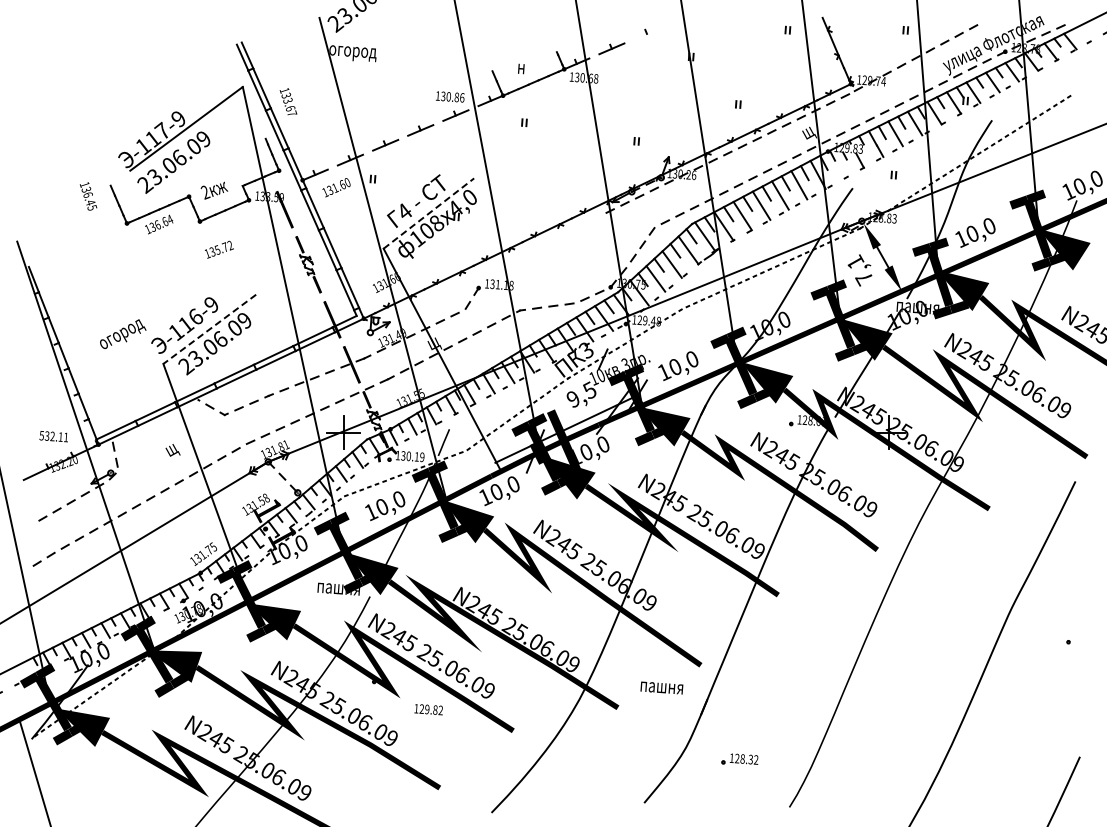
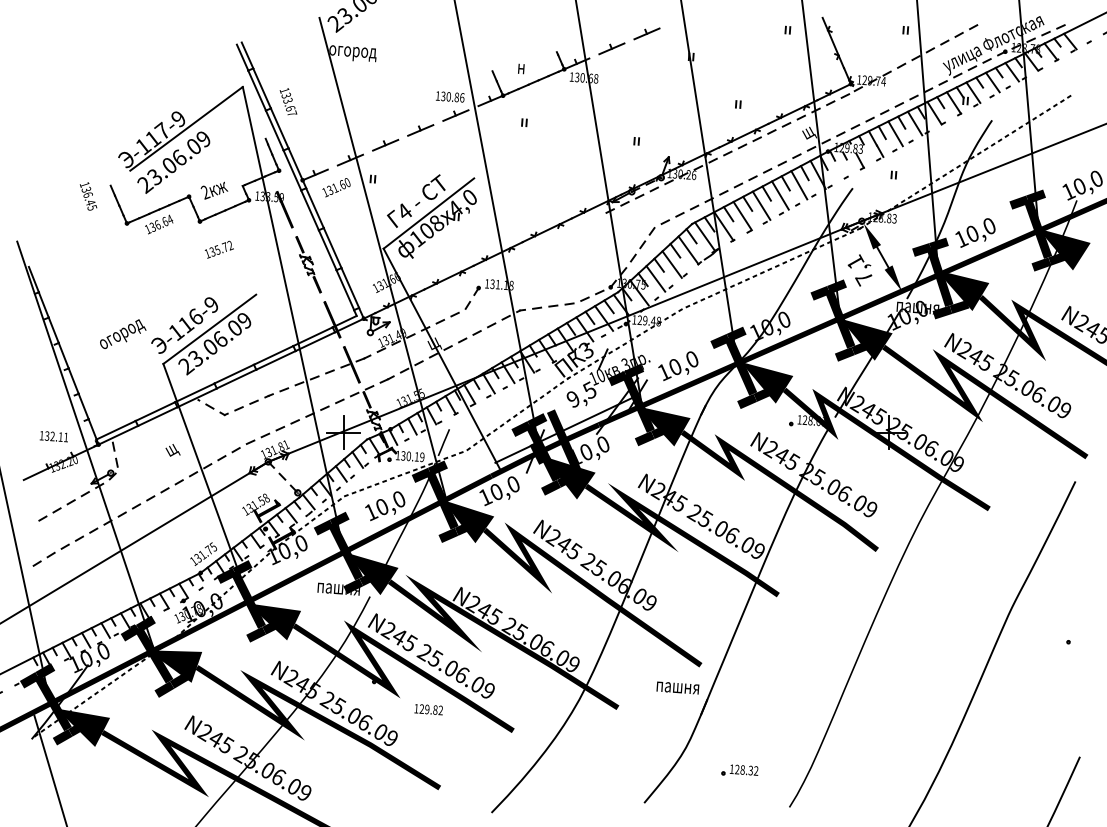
line: none -> present (646, 33)
line: dashed -> solid (429, 213)
line: dashed -> solid (209, 329)
text: 532.11 -> 132.11 (41, 435)
text position: (661, 687) -> (677, 687) (677, 687)
part position: (739, 758) -> (739, 769) (739, 769)
line position: (34, 771) -> (50, 769) (50, 769)
